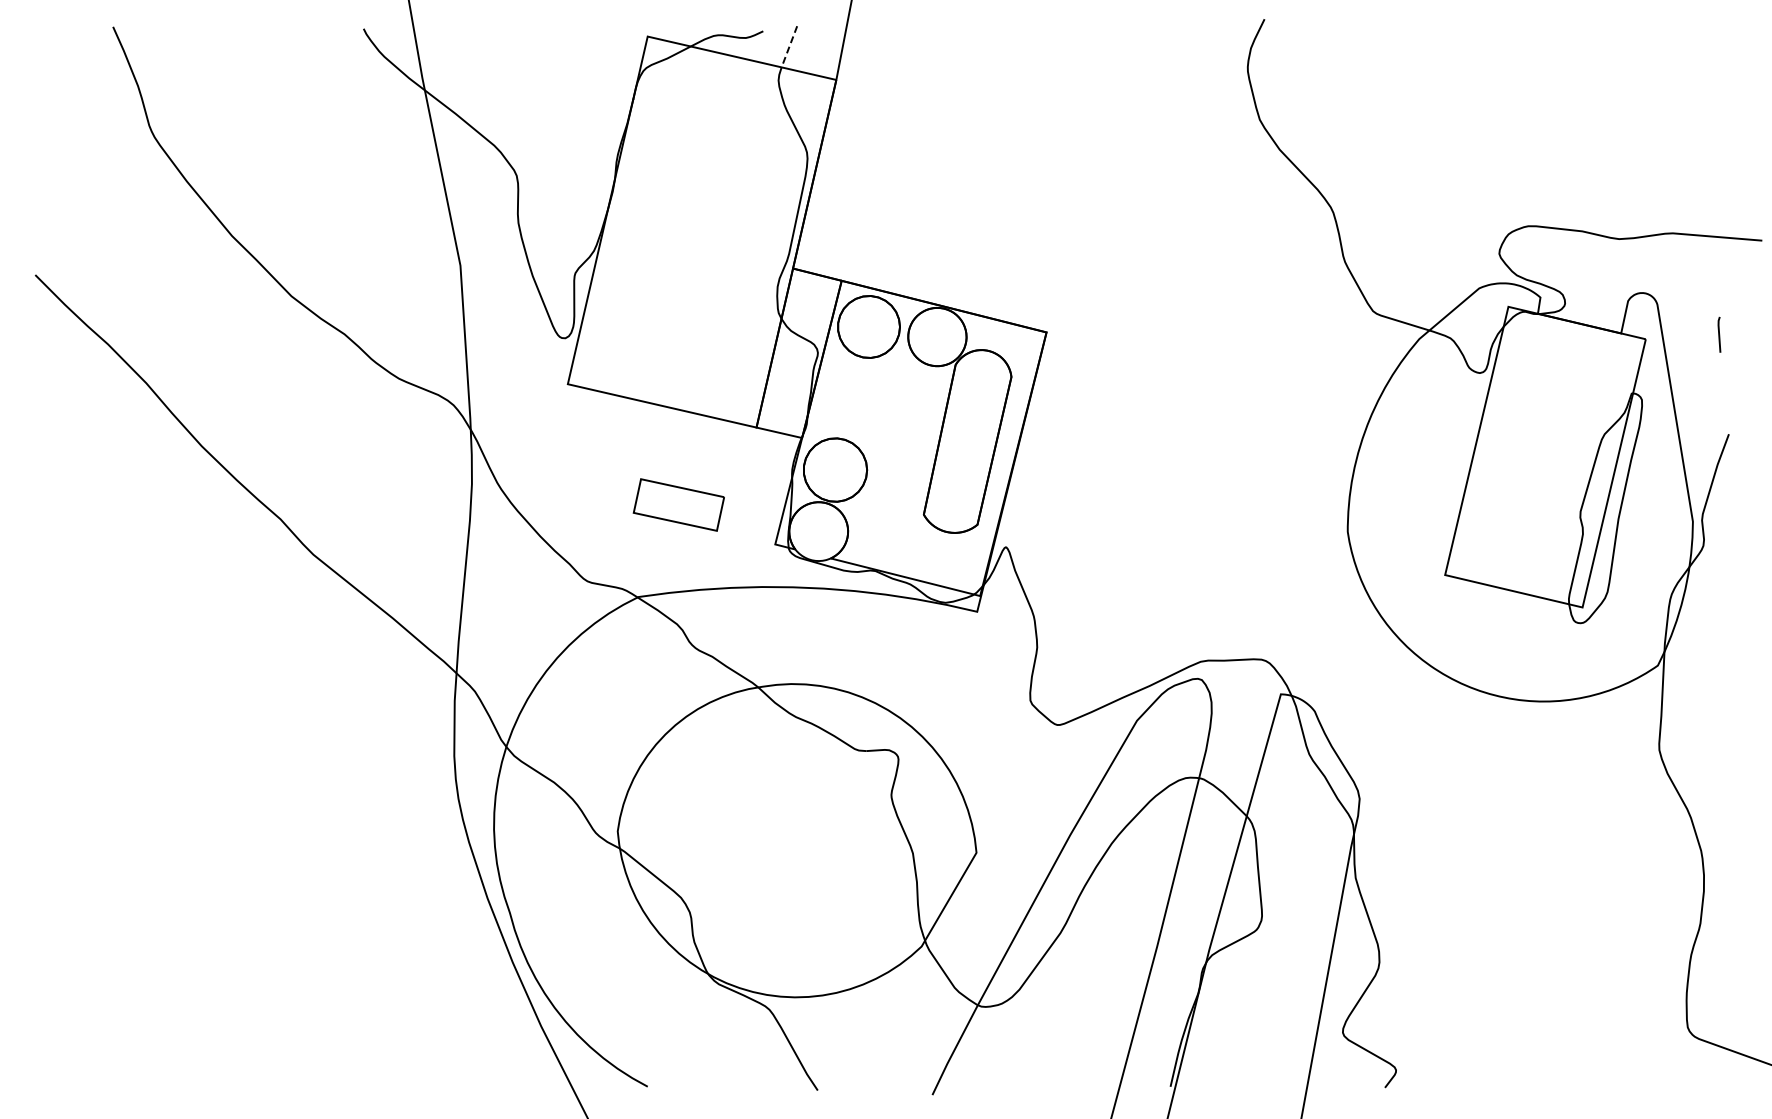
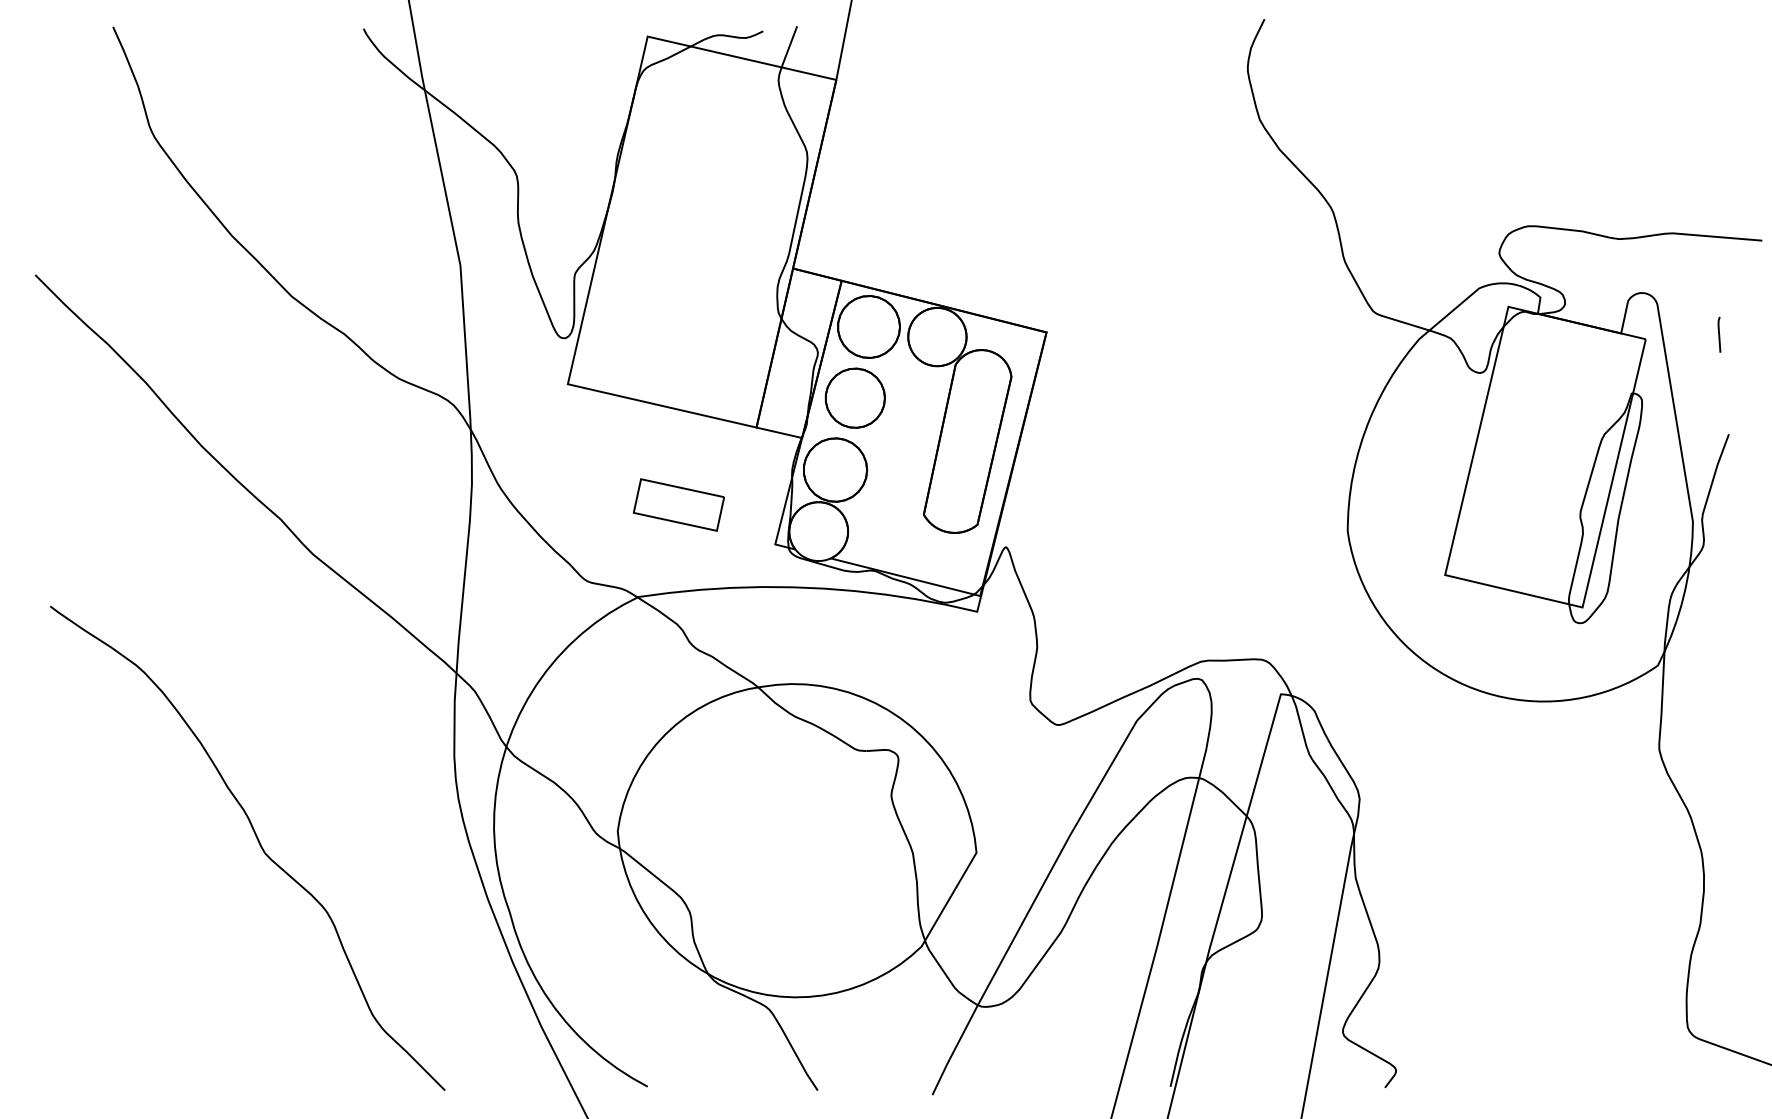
line: dashed -> solid (789, 47)
part: none -> present (854, 397)
curve: none -> present (257, 841)
